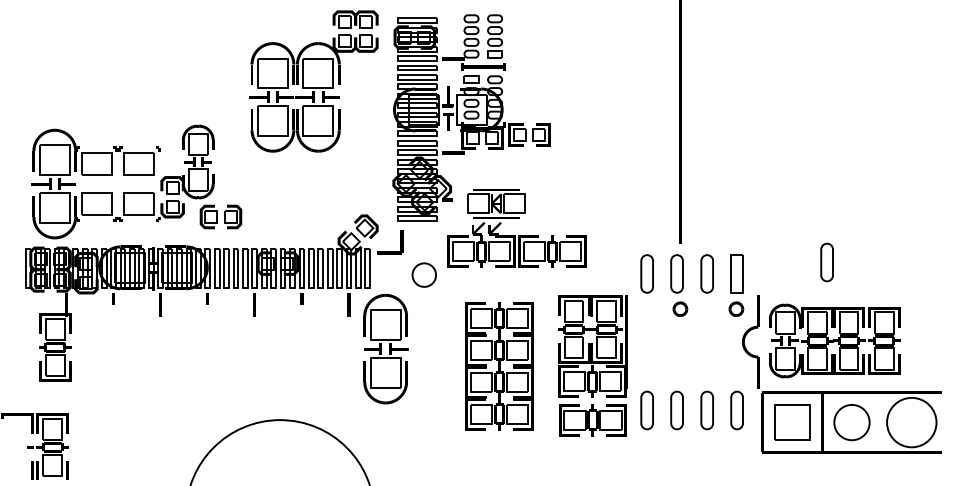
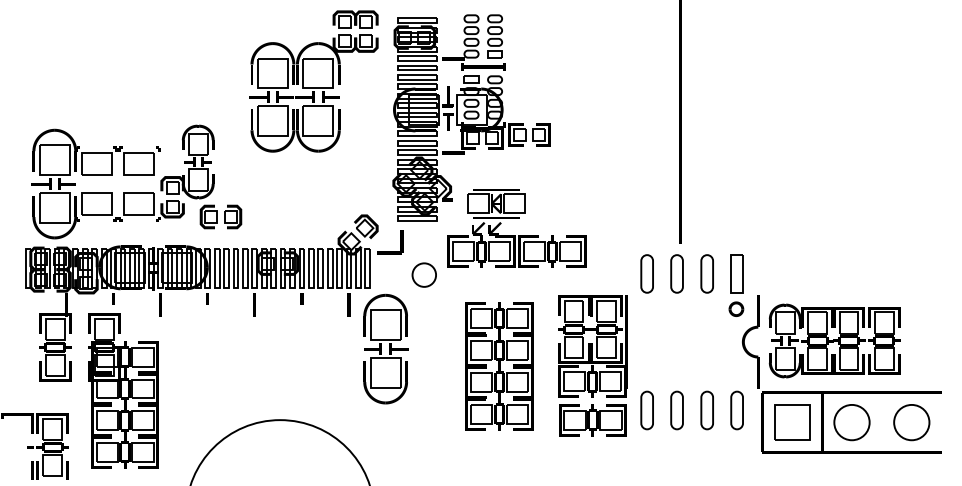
part: present -> none (826, 262)
part: present -> none (680, 308)
part: none -> present (123, 390)
circle diameter: 49 px -> 35 px (911, 422)
